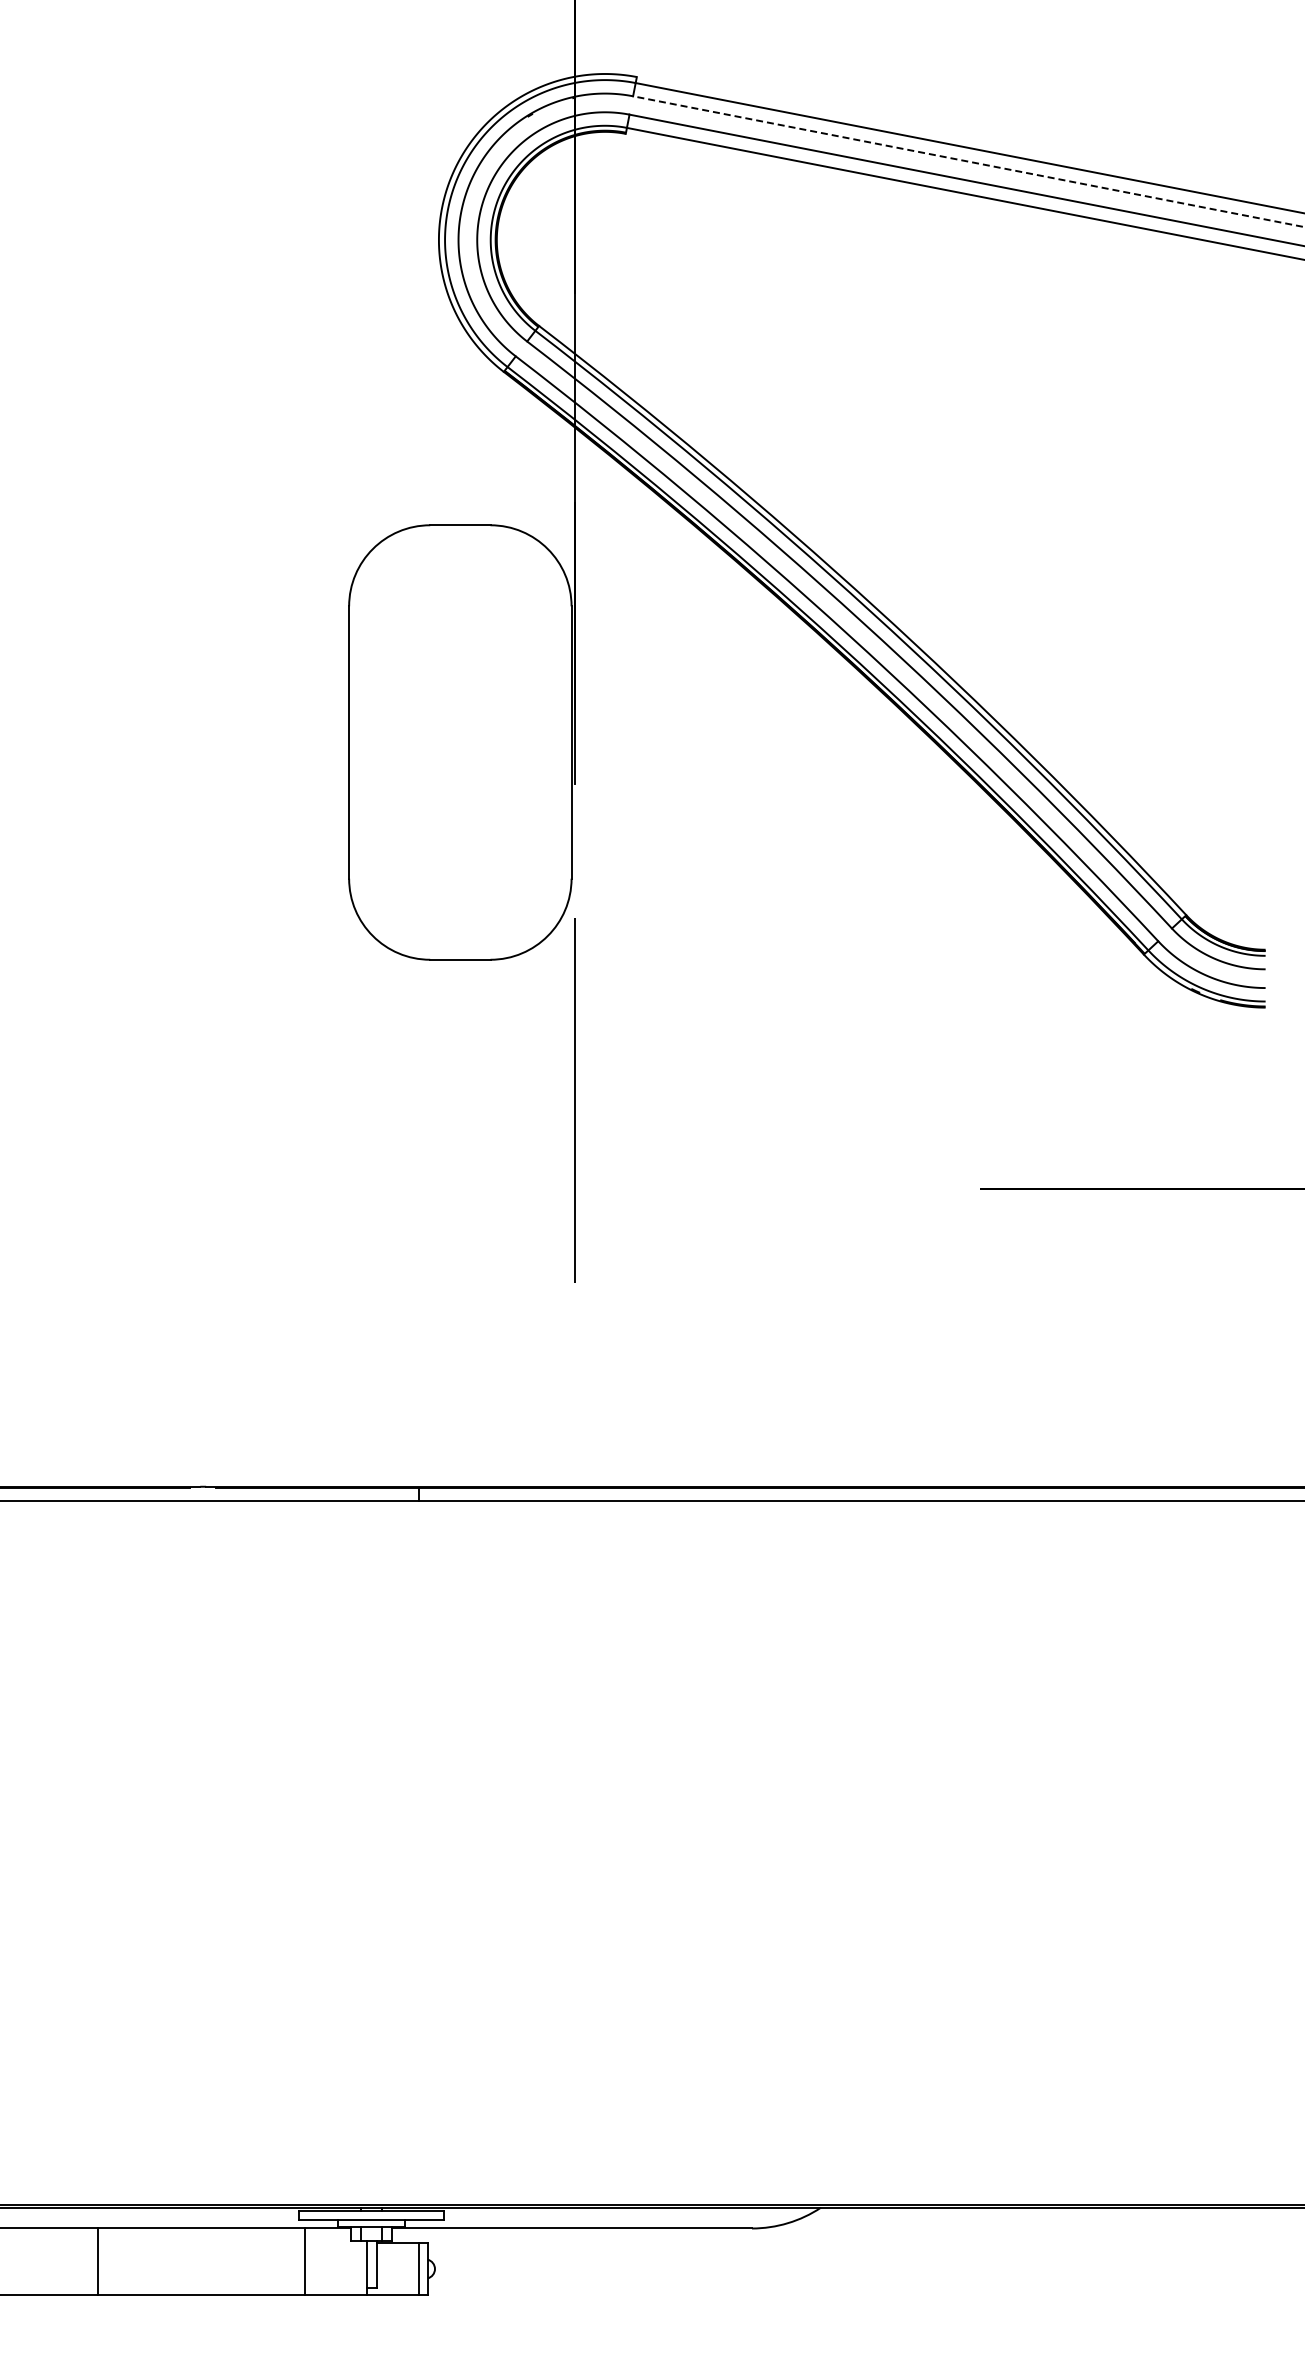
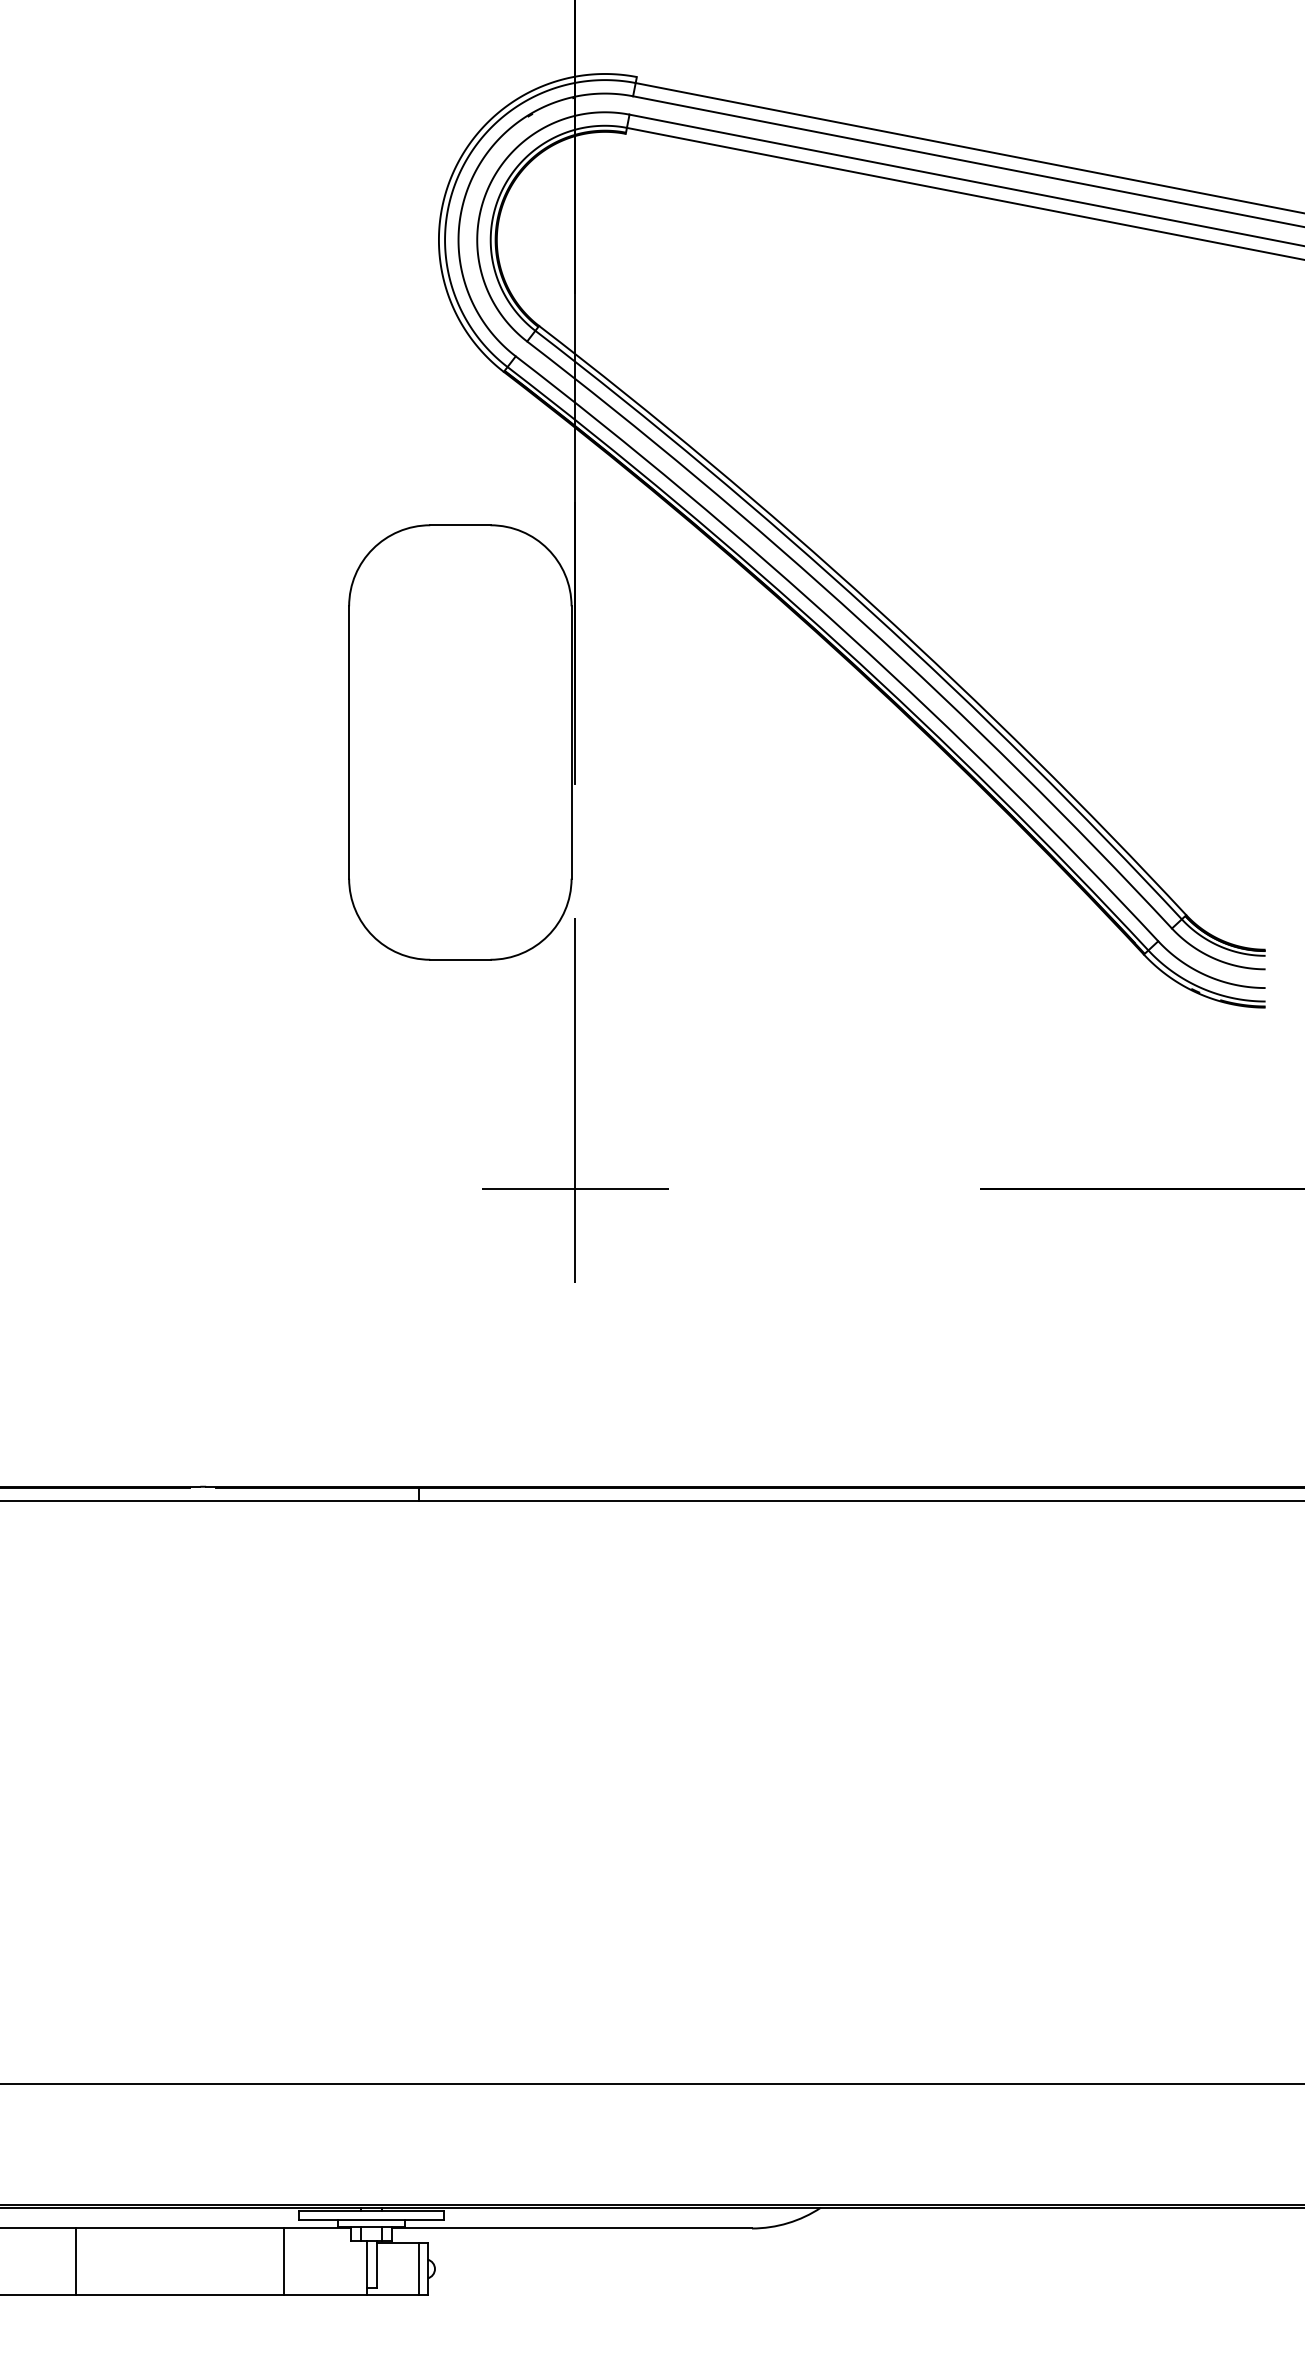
line: dashed -> solid (968, 161)
line: none -> present (574, 1189)
line: none -> present (651, 2083)
line position: (98, 2261) -> (76, 2261) (76, 2261)
line position: (305, 2261) -> (284, 2261) (284, 2261)
